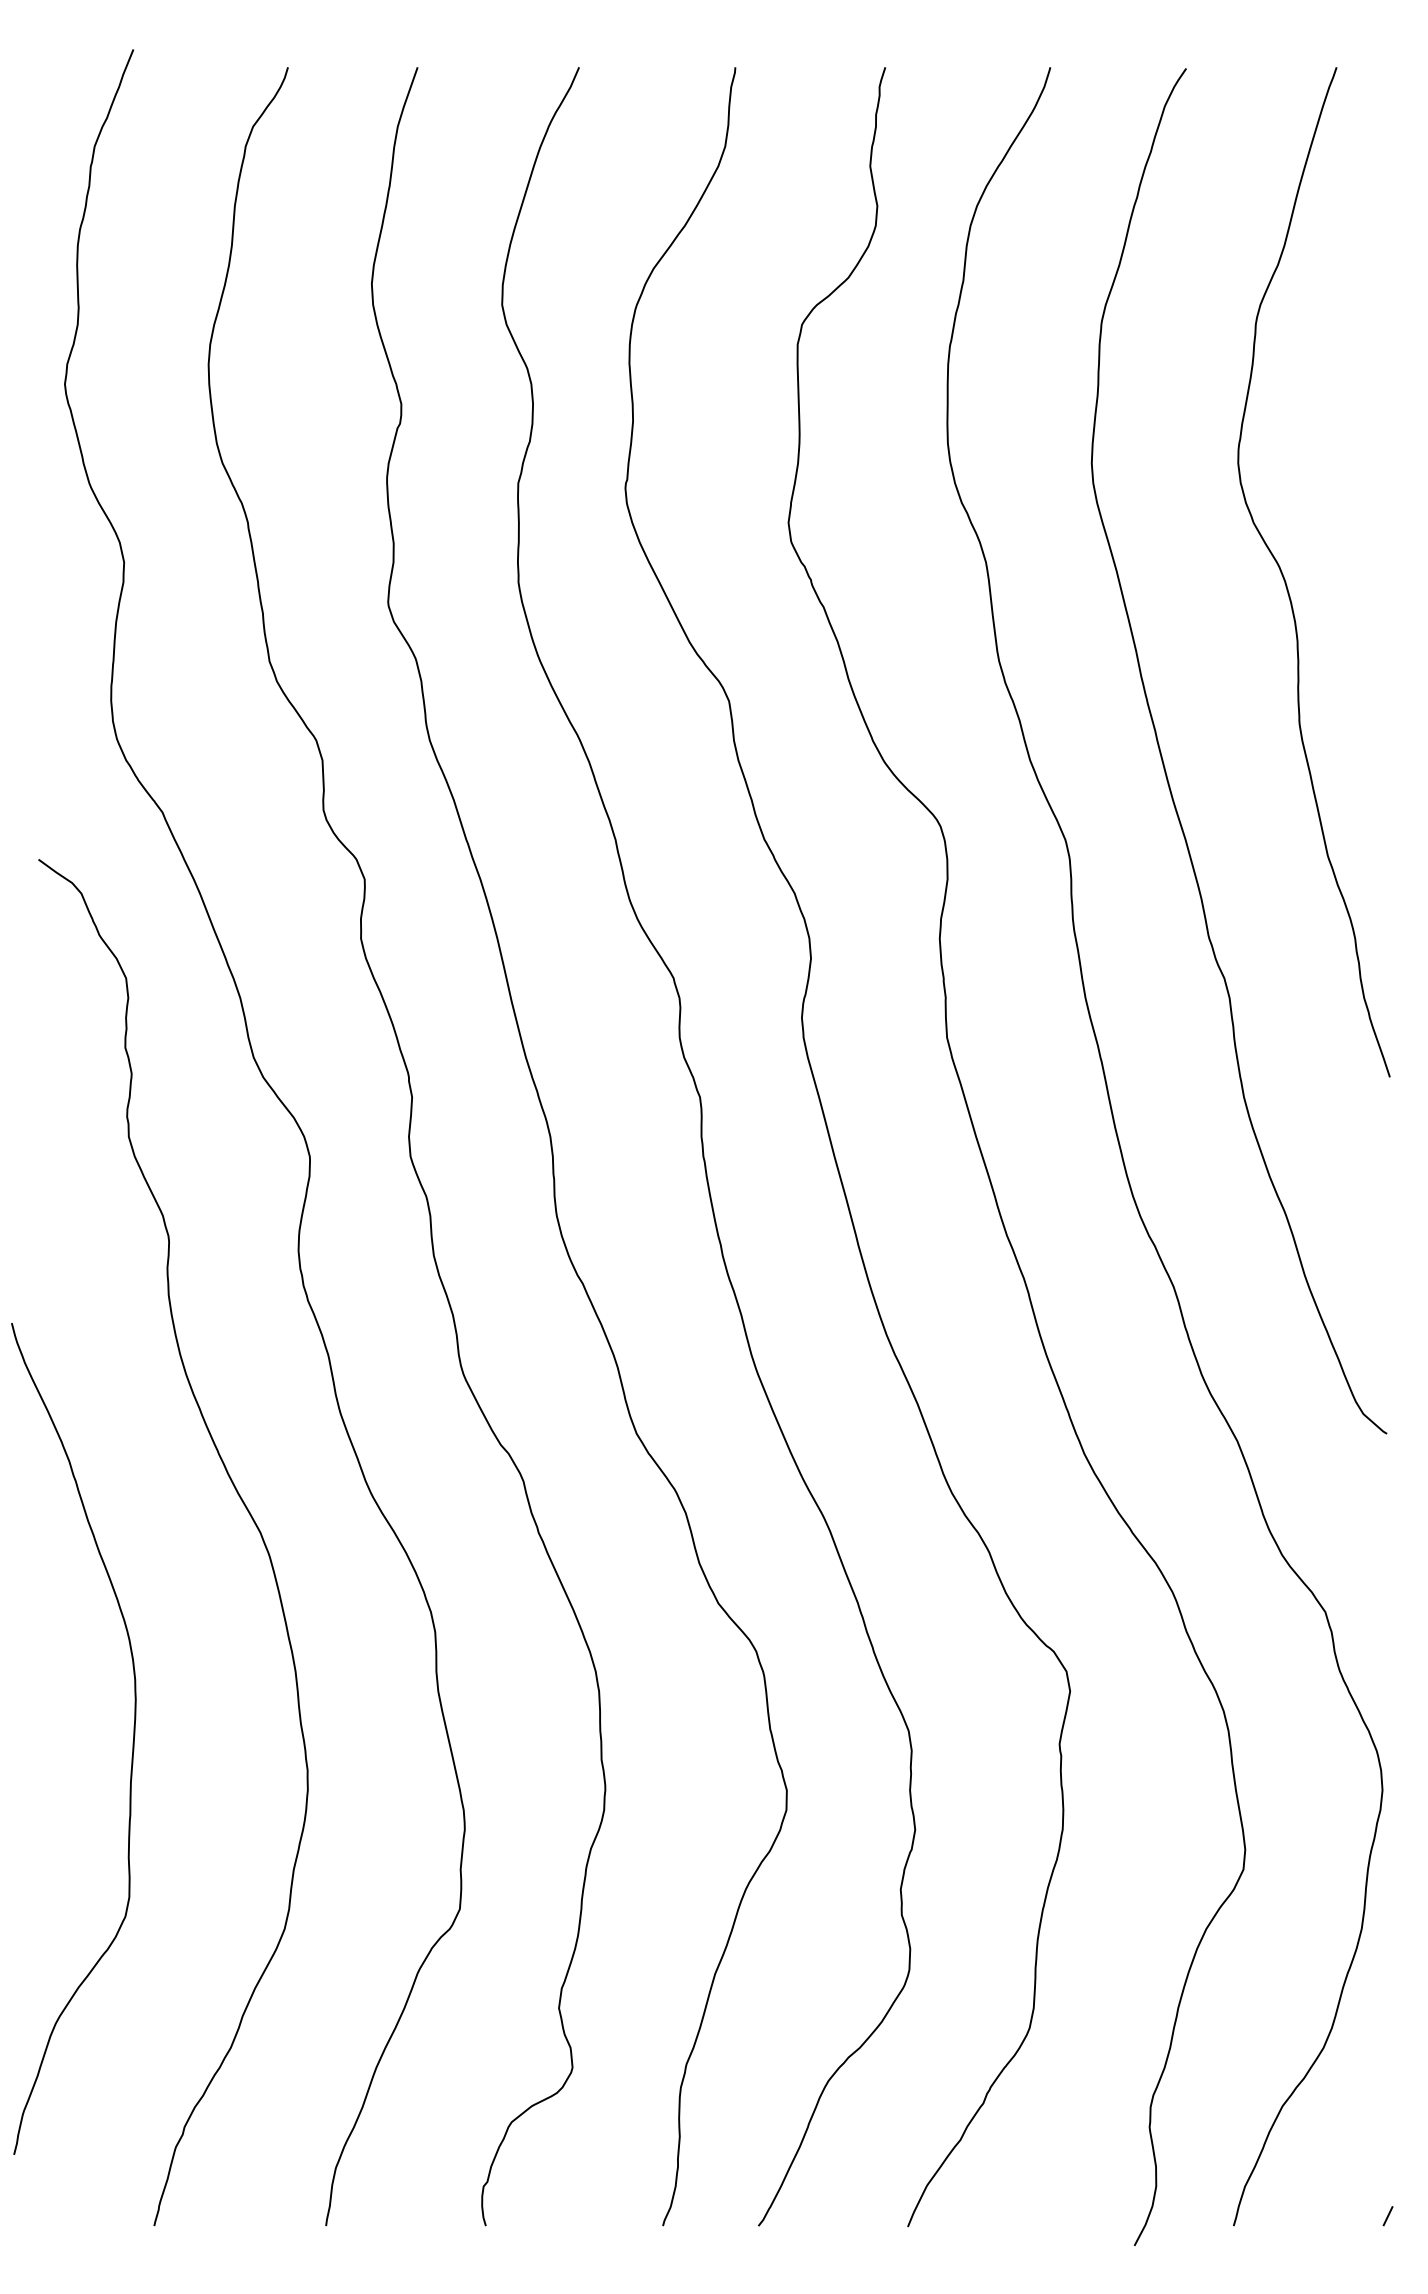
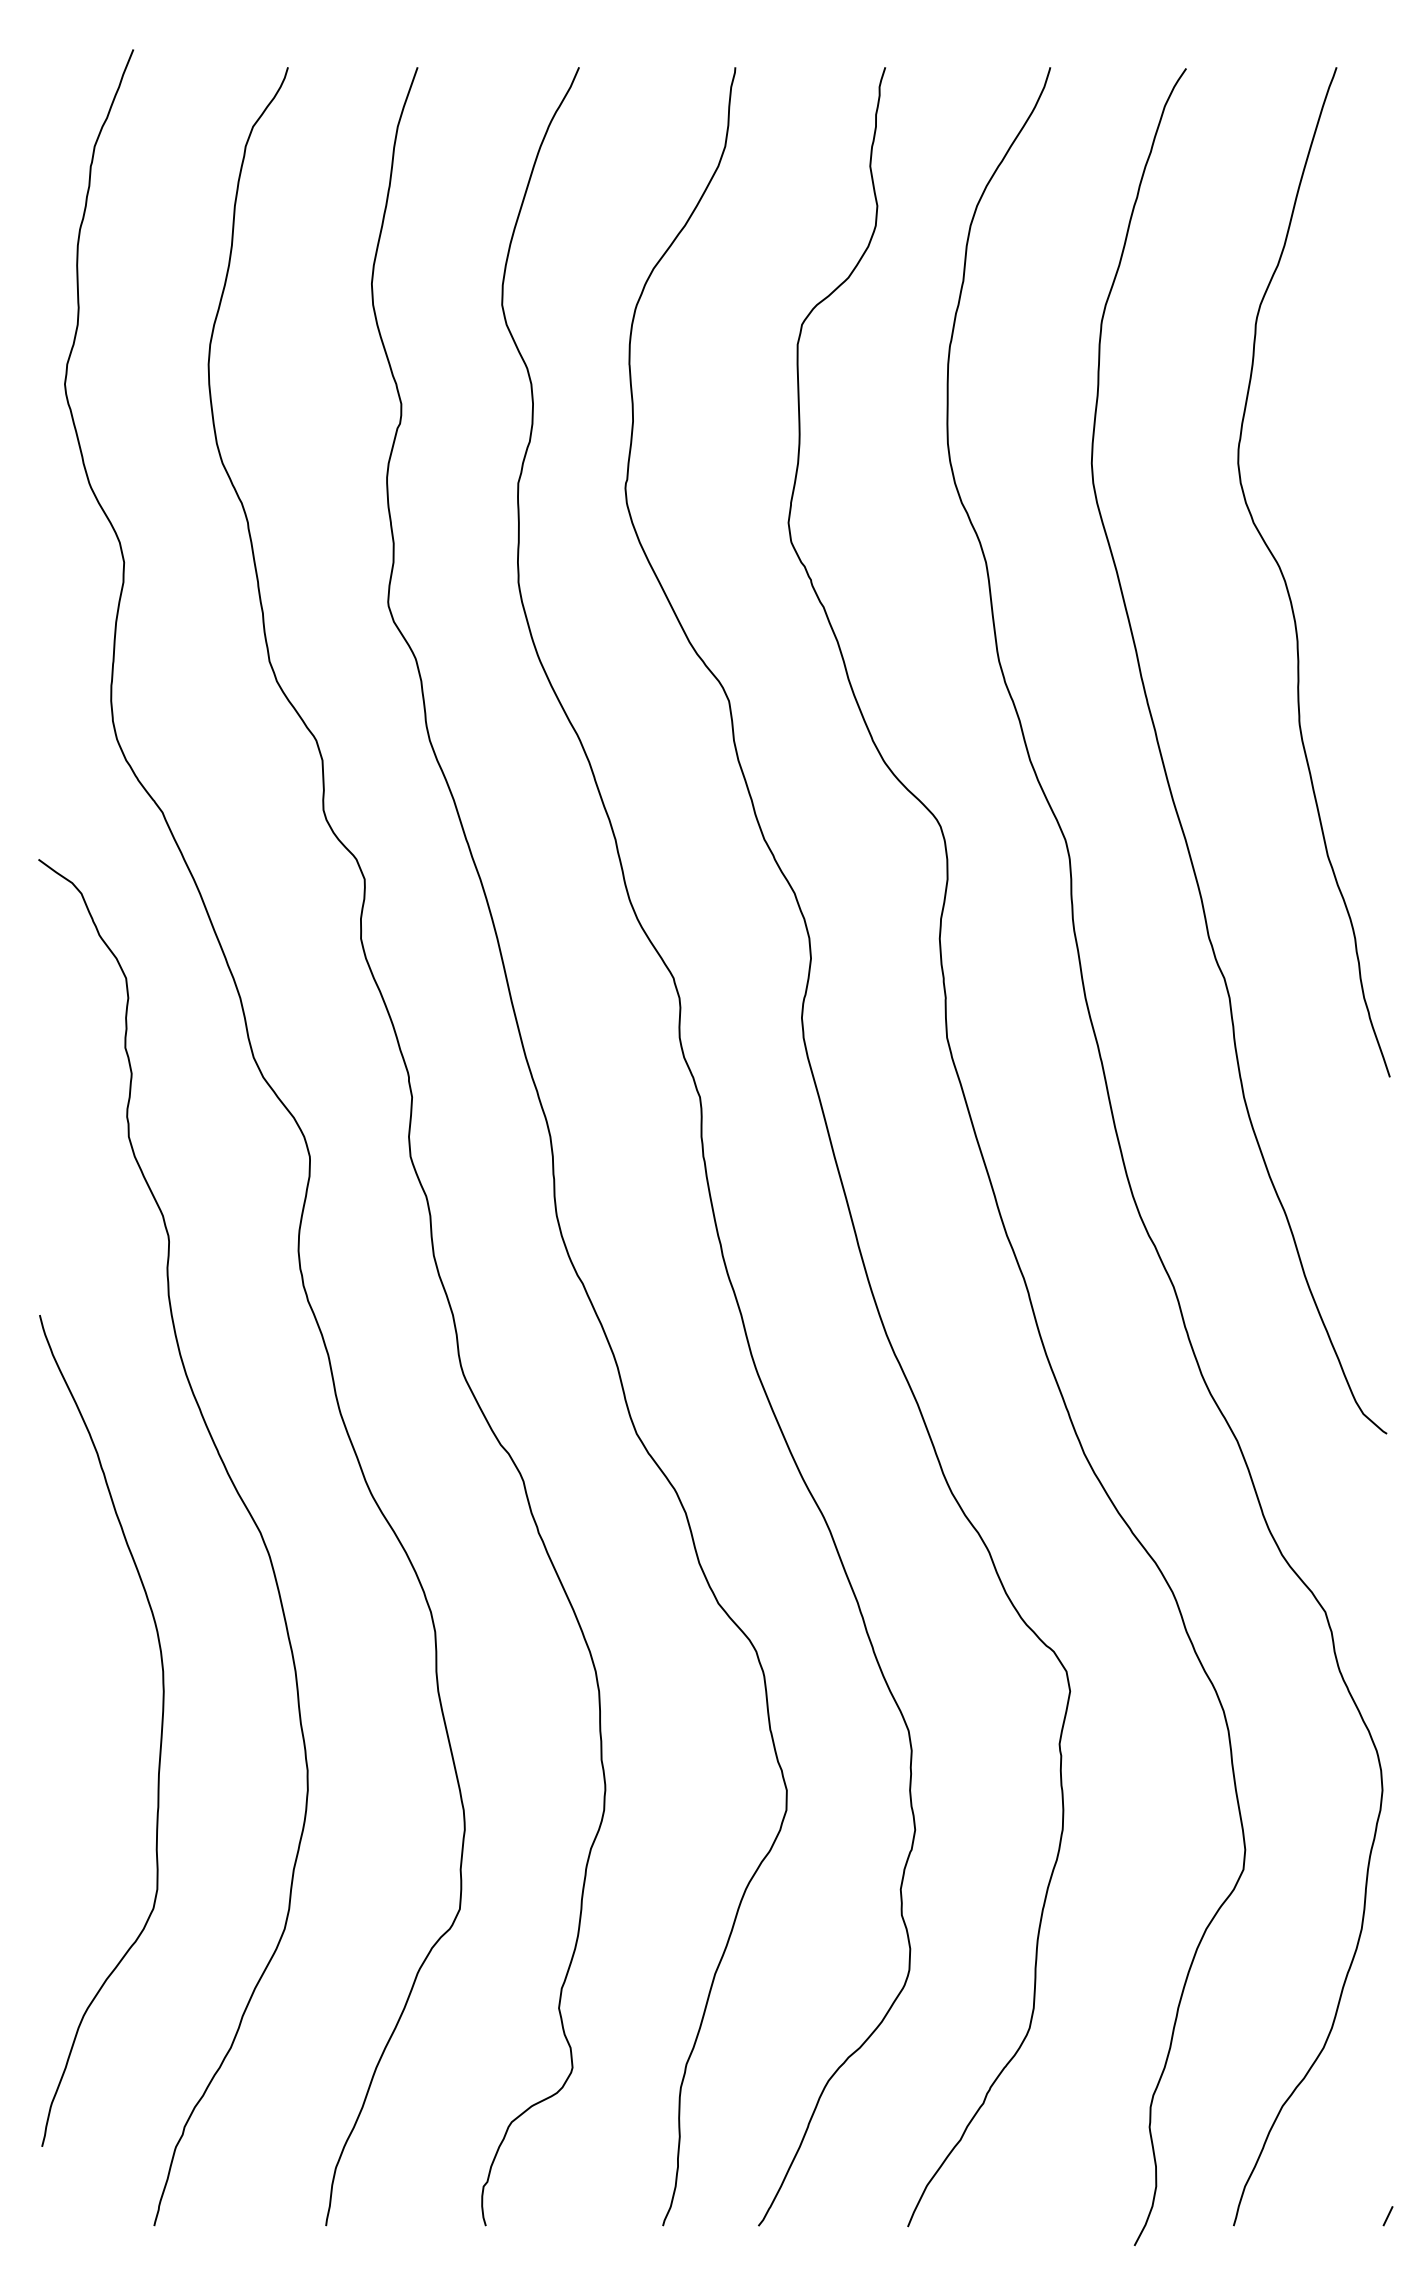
curve position: (132, 1742) -> (160, 1734) (160, 1734)
